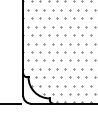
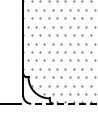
line: solid -> dashed (64, 103)
